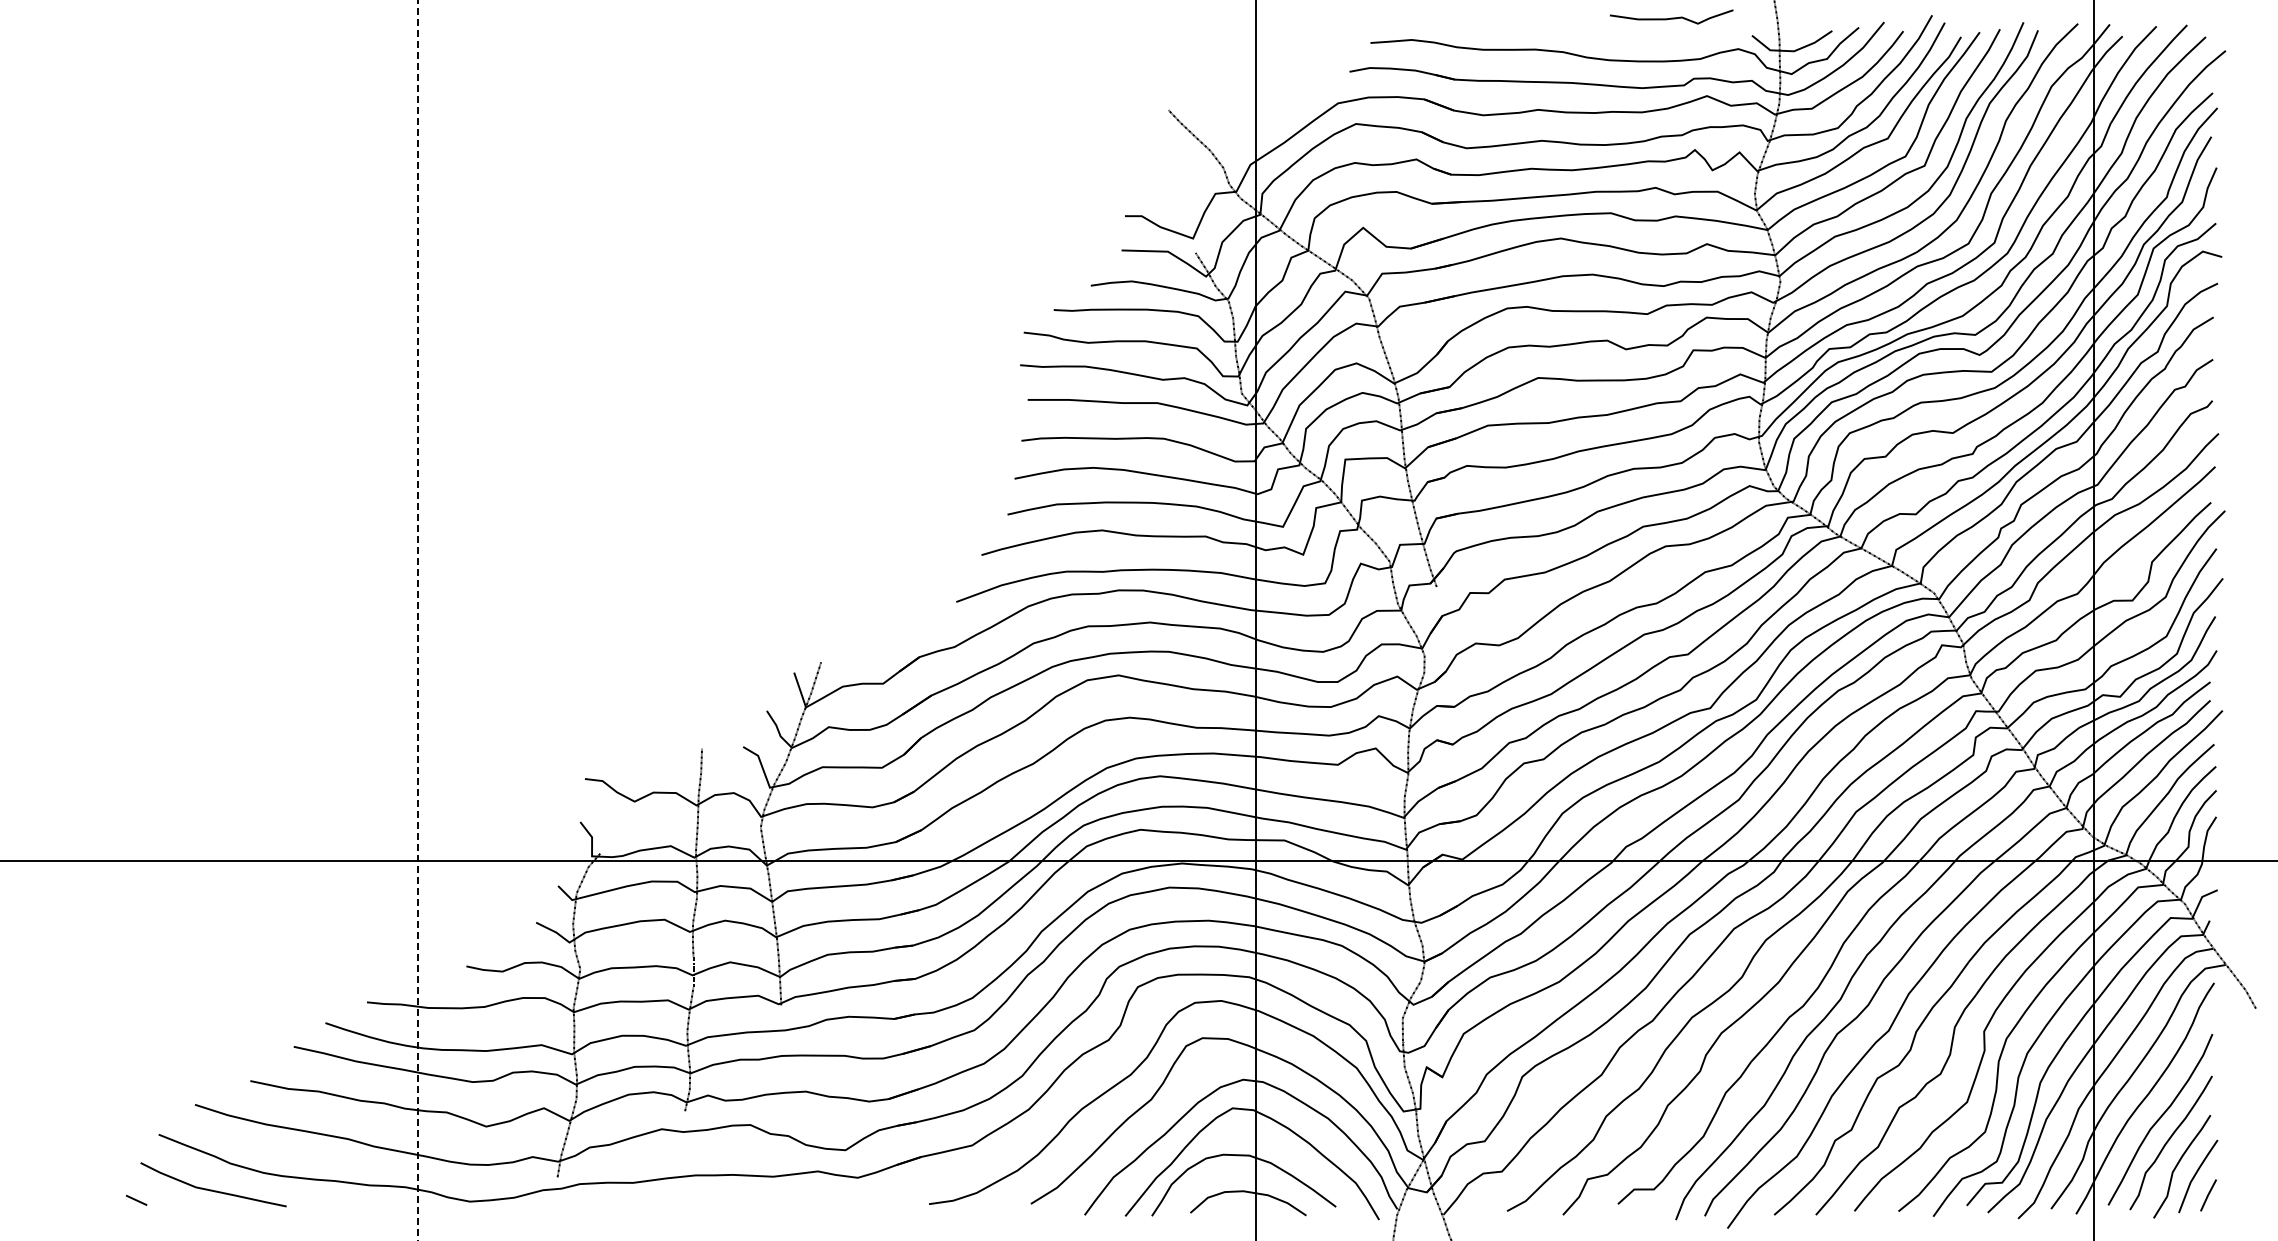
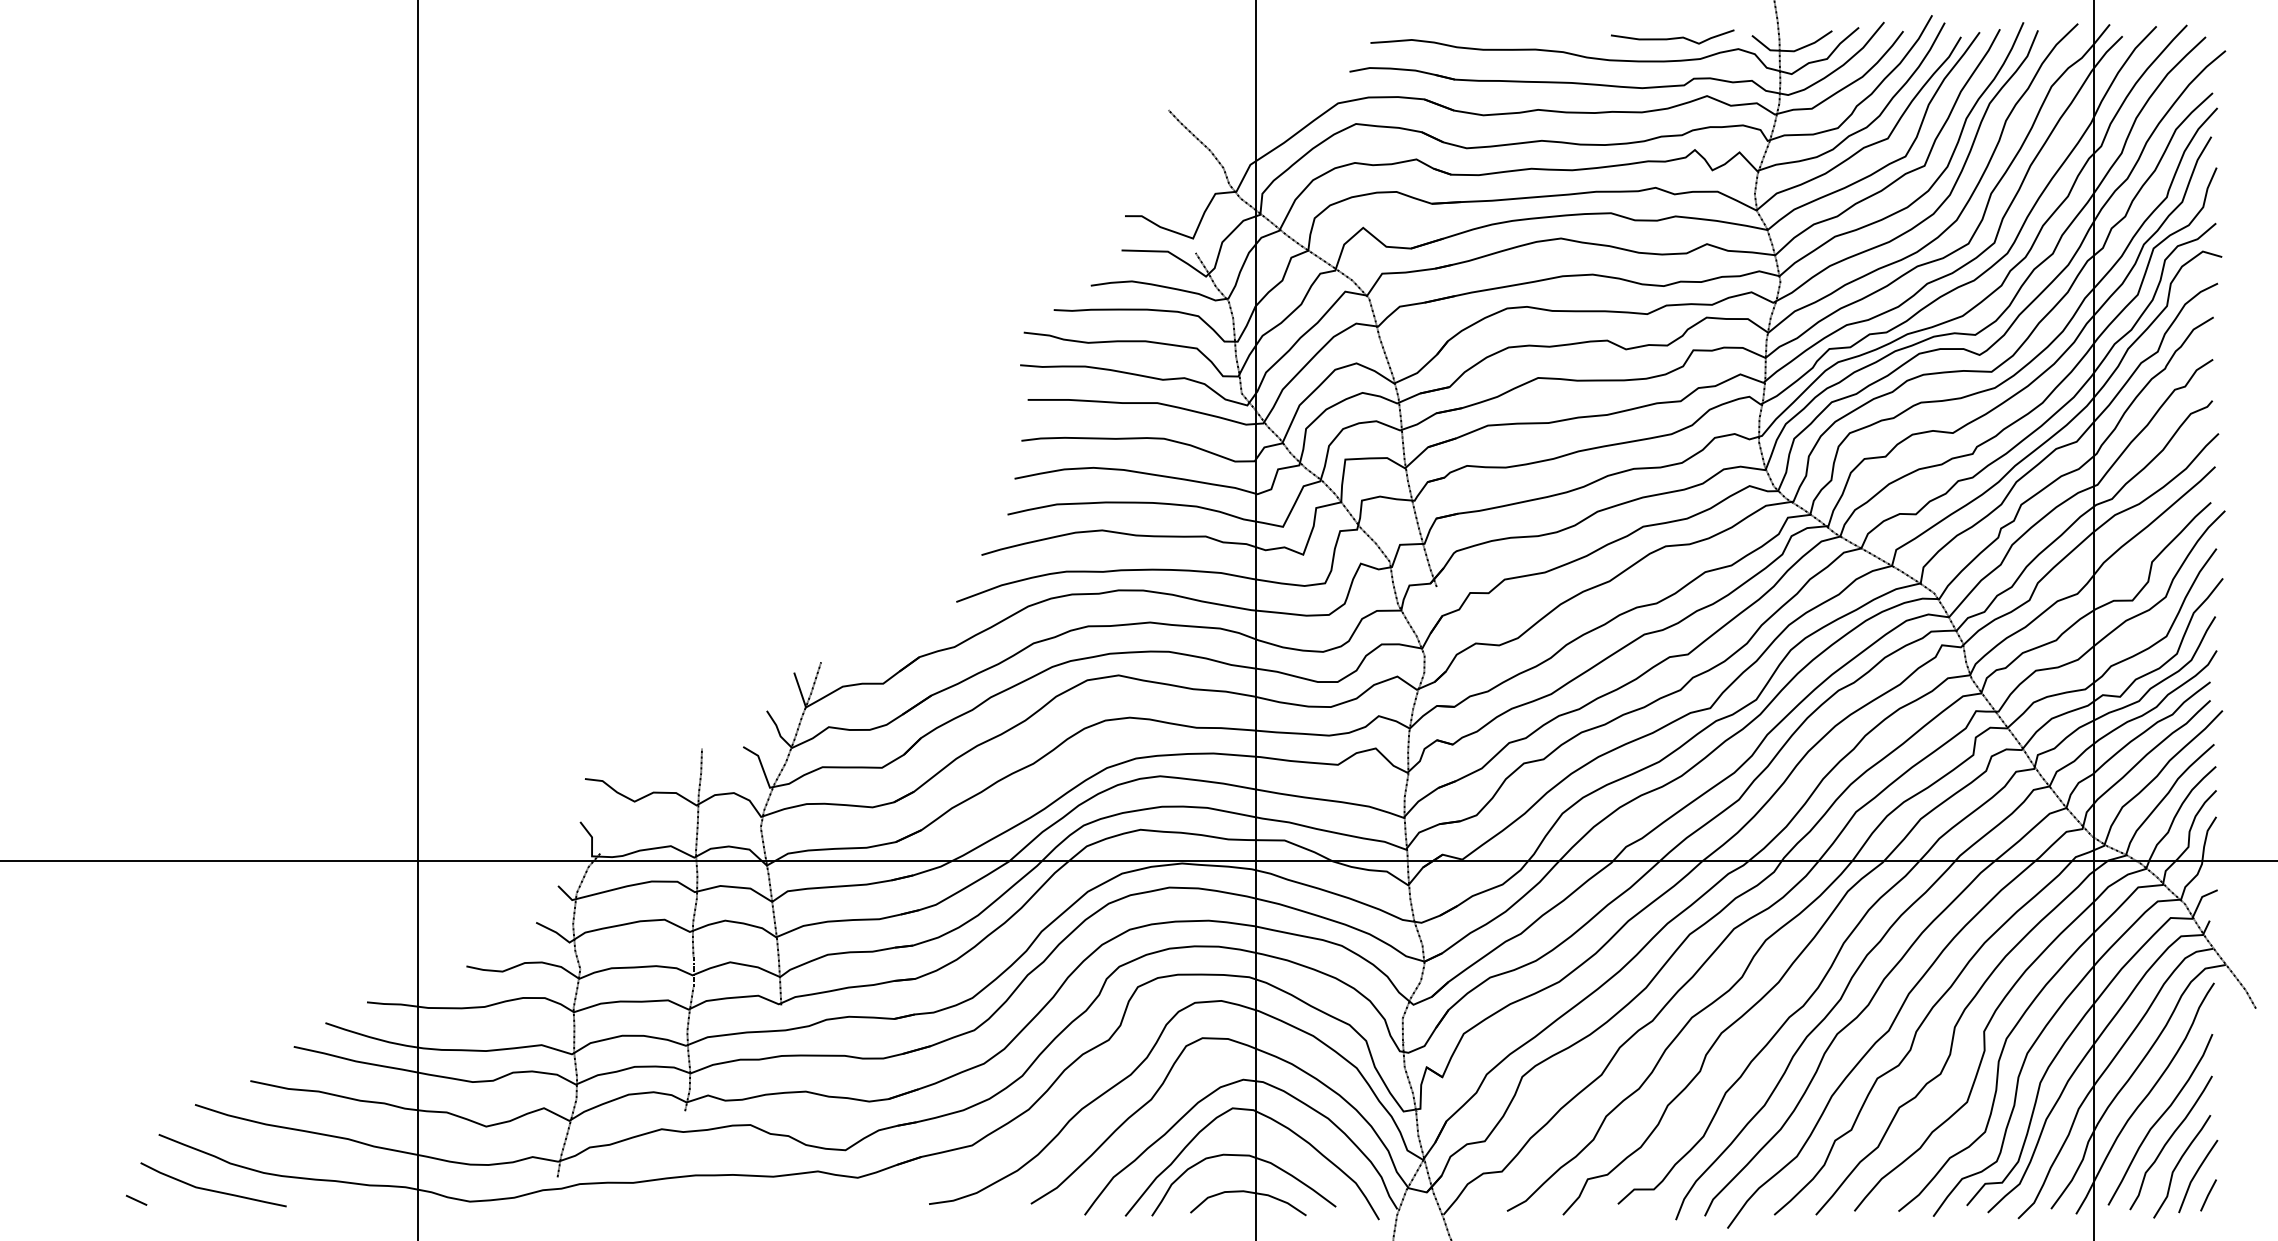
curve position: (1671, 17) -> (1672, 37) (1672, 37)
line: dashed -> solid (417, 621)
